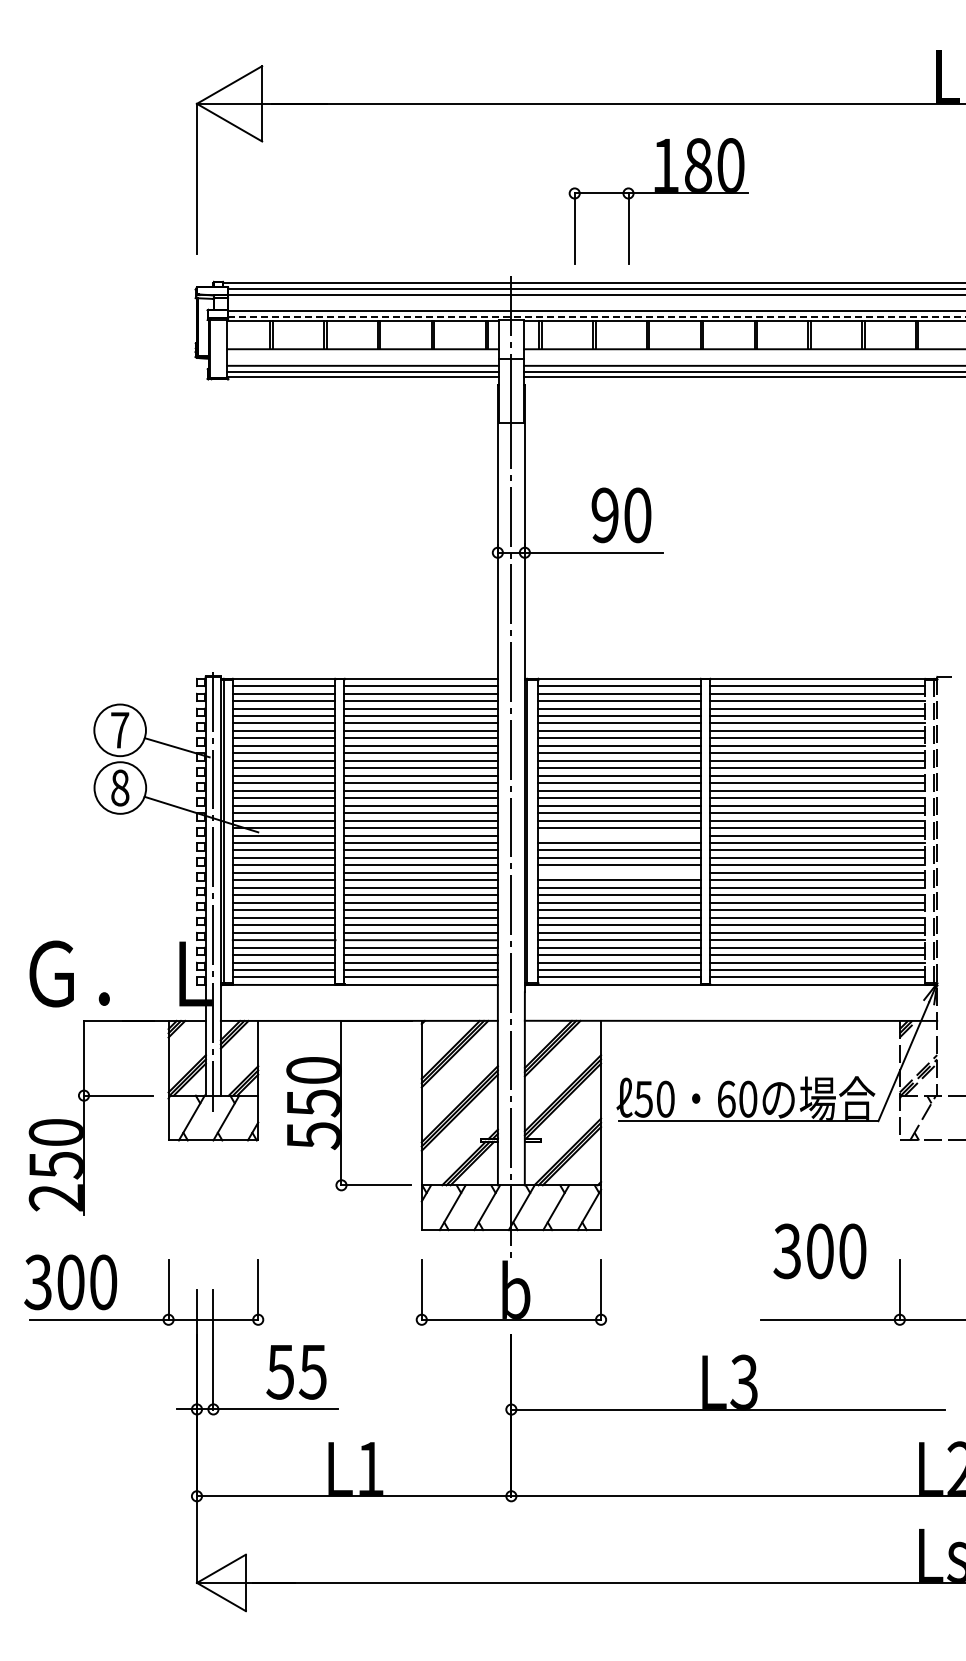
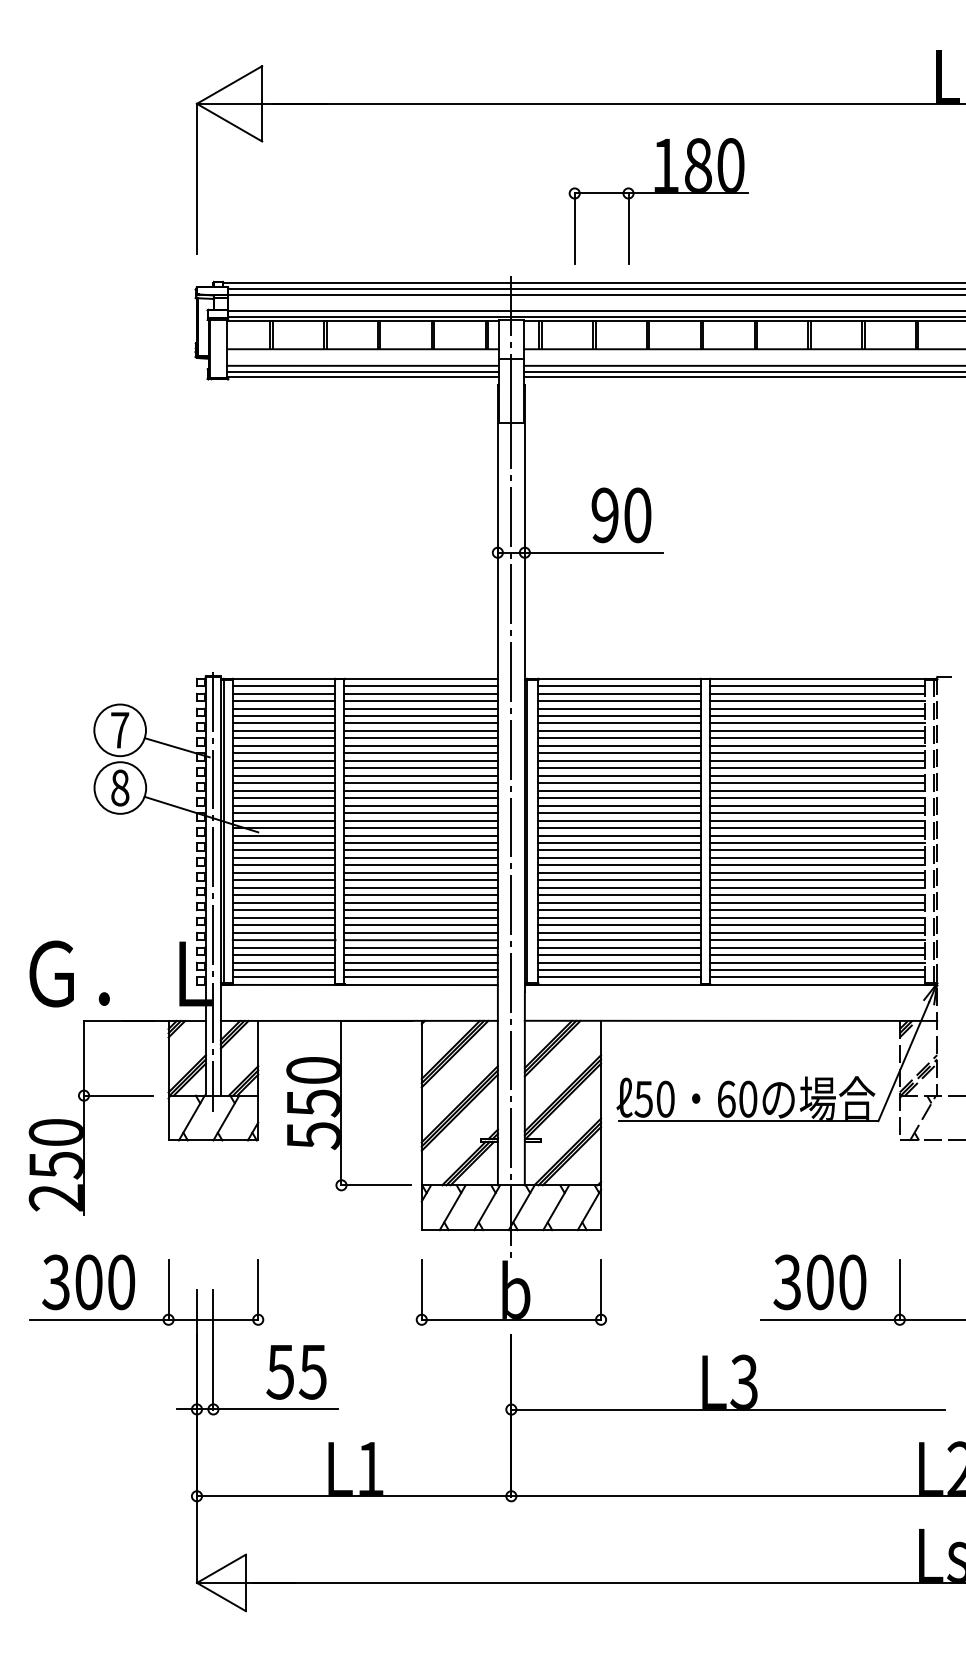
line: dashed -> solid (596, 316)
line: none -> present (619, 835)
line: none -> present (619, 872)
text position: (819, 1251) -> (819, 1282) (819, 1282)
text position: (70, 1282) -> (88, 1282) (88, 1282)
